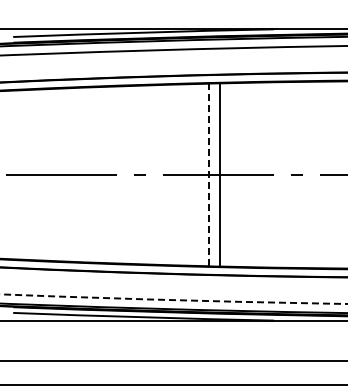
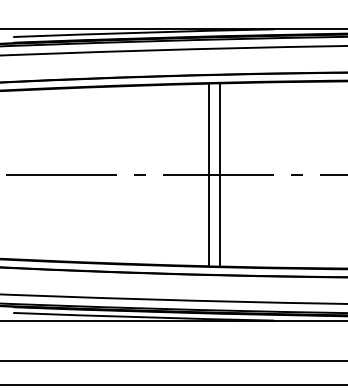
line: dashed -> solid (208, 174)
arc: dashed -> solid (173, 300)
